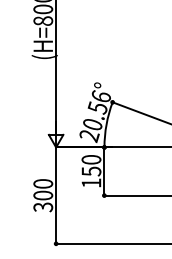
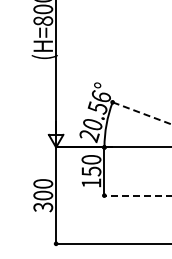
line: solid -> dashed (141, 113)
line: solid -> dashed (137, 195)
